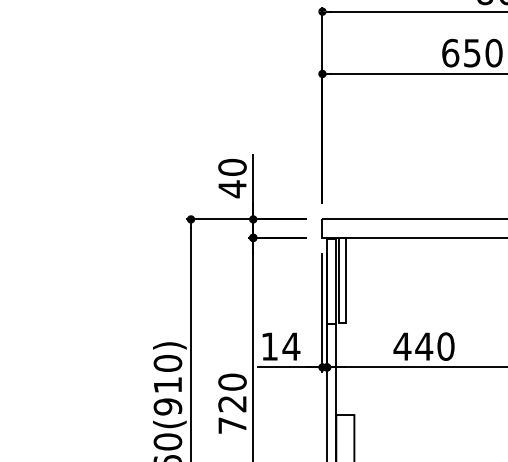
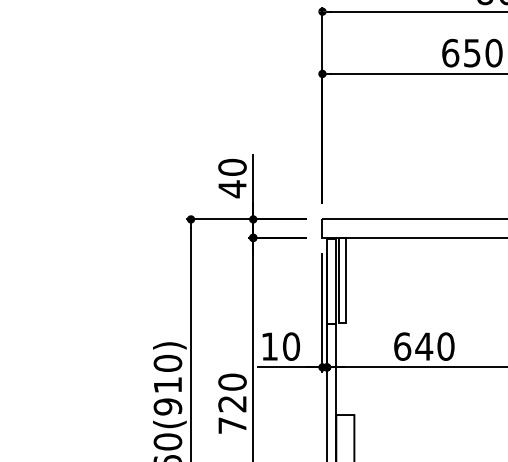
text: 14 -> 10 (291, 346)
text: 440 -> 640 (402, 346)
